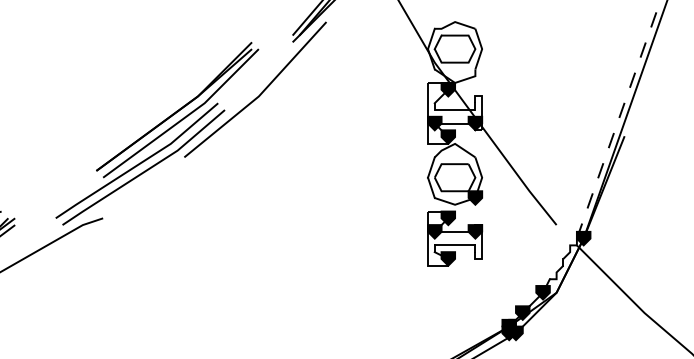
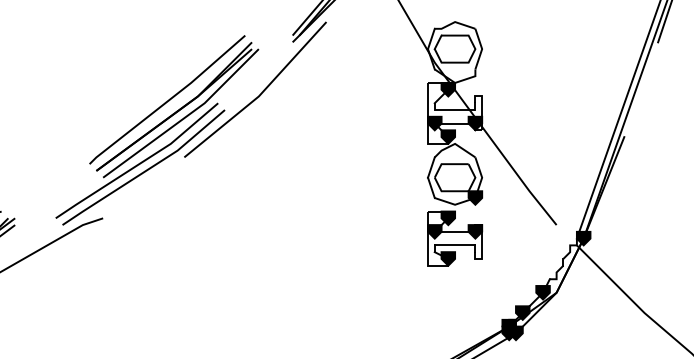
line: none -> present (664, 22)
line: none -> present (168, 99)
line: dashed -> solid (618, 119)
